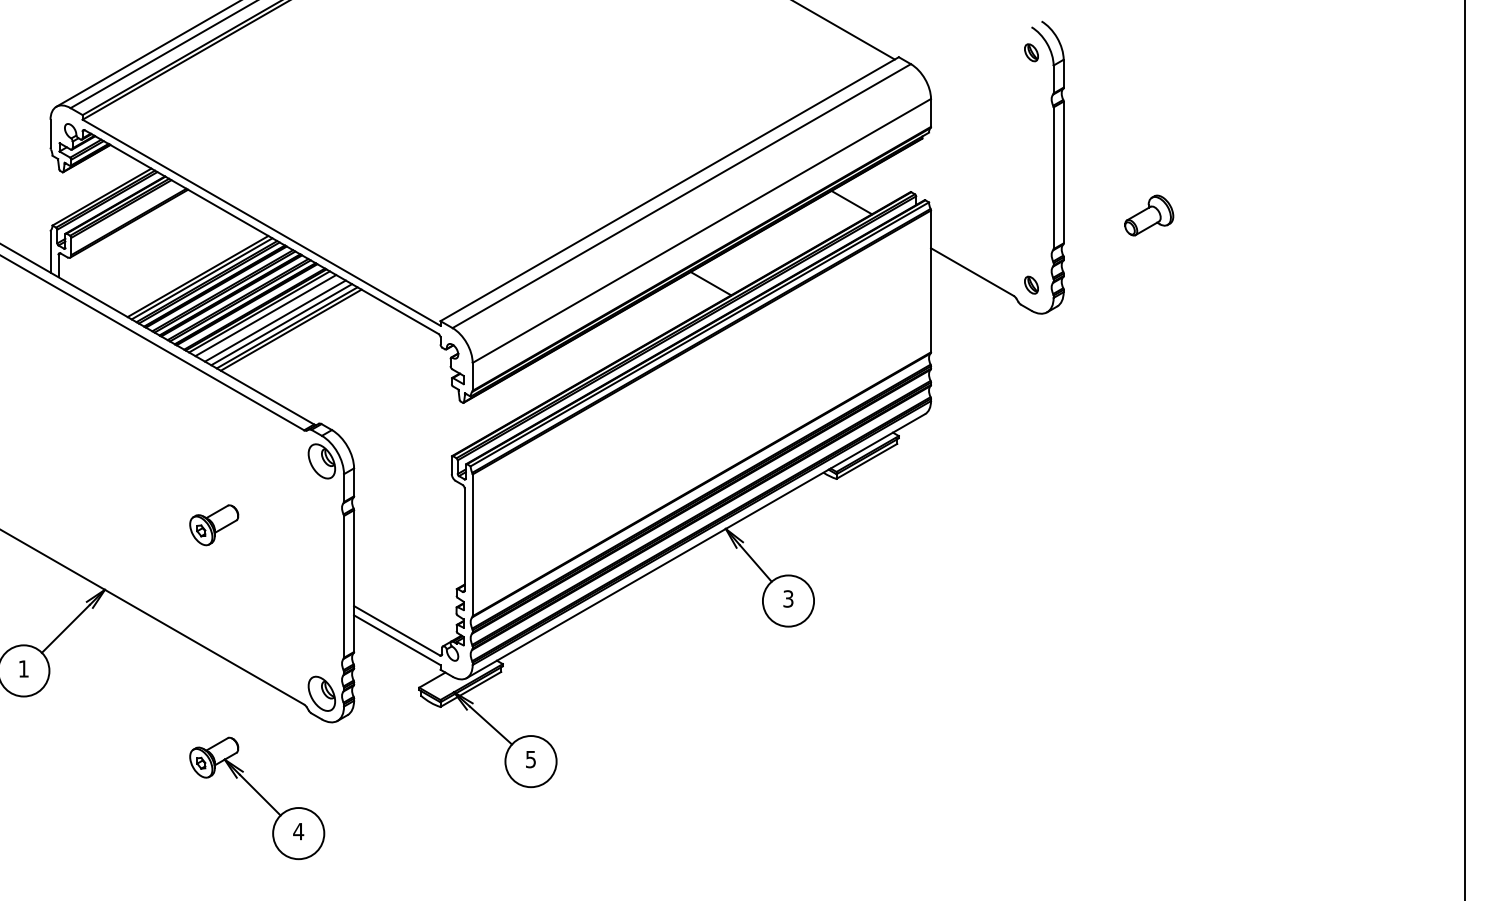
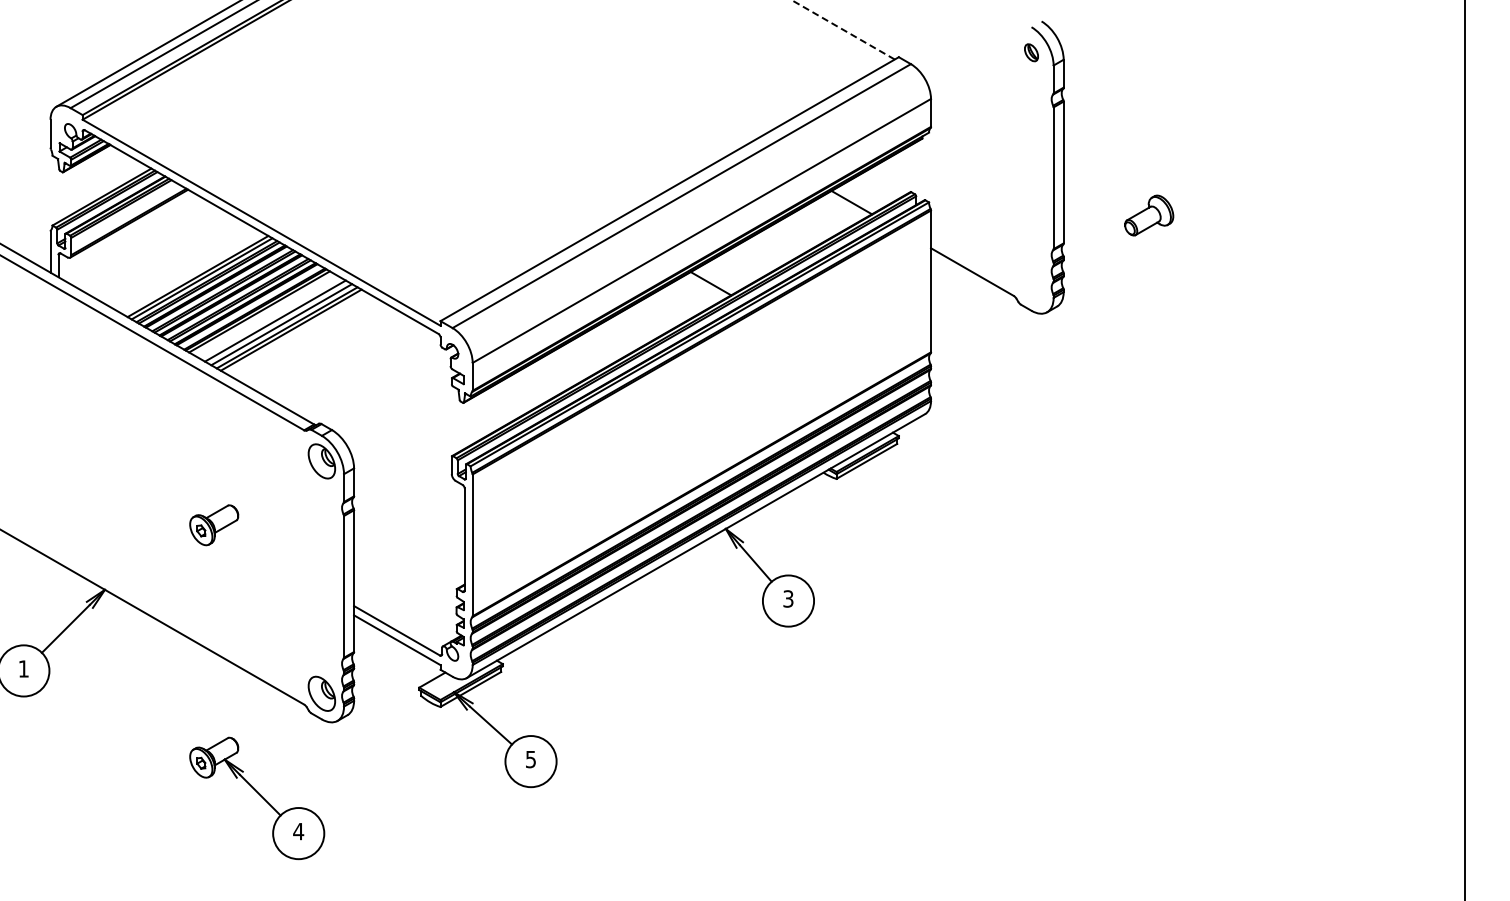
line: solid -> dashed (842, 29)
part: present -> none (1031, 284)
line: present -> none (265, 315)
